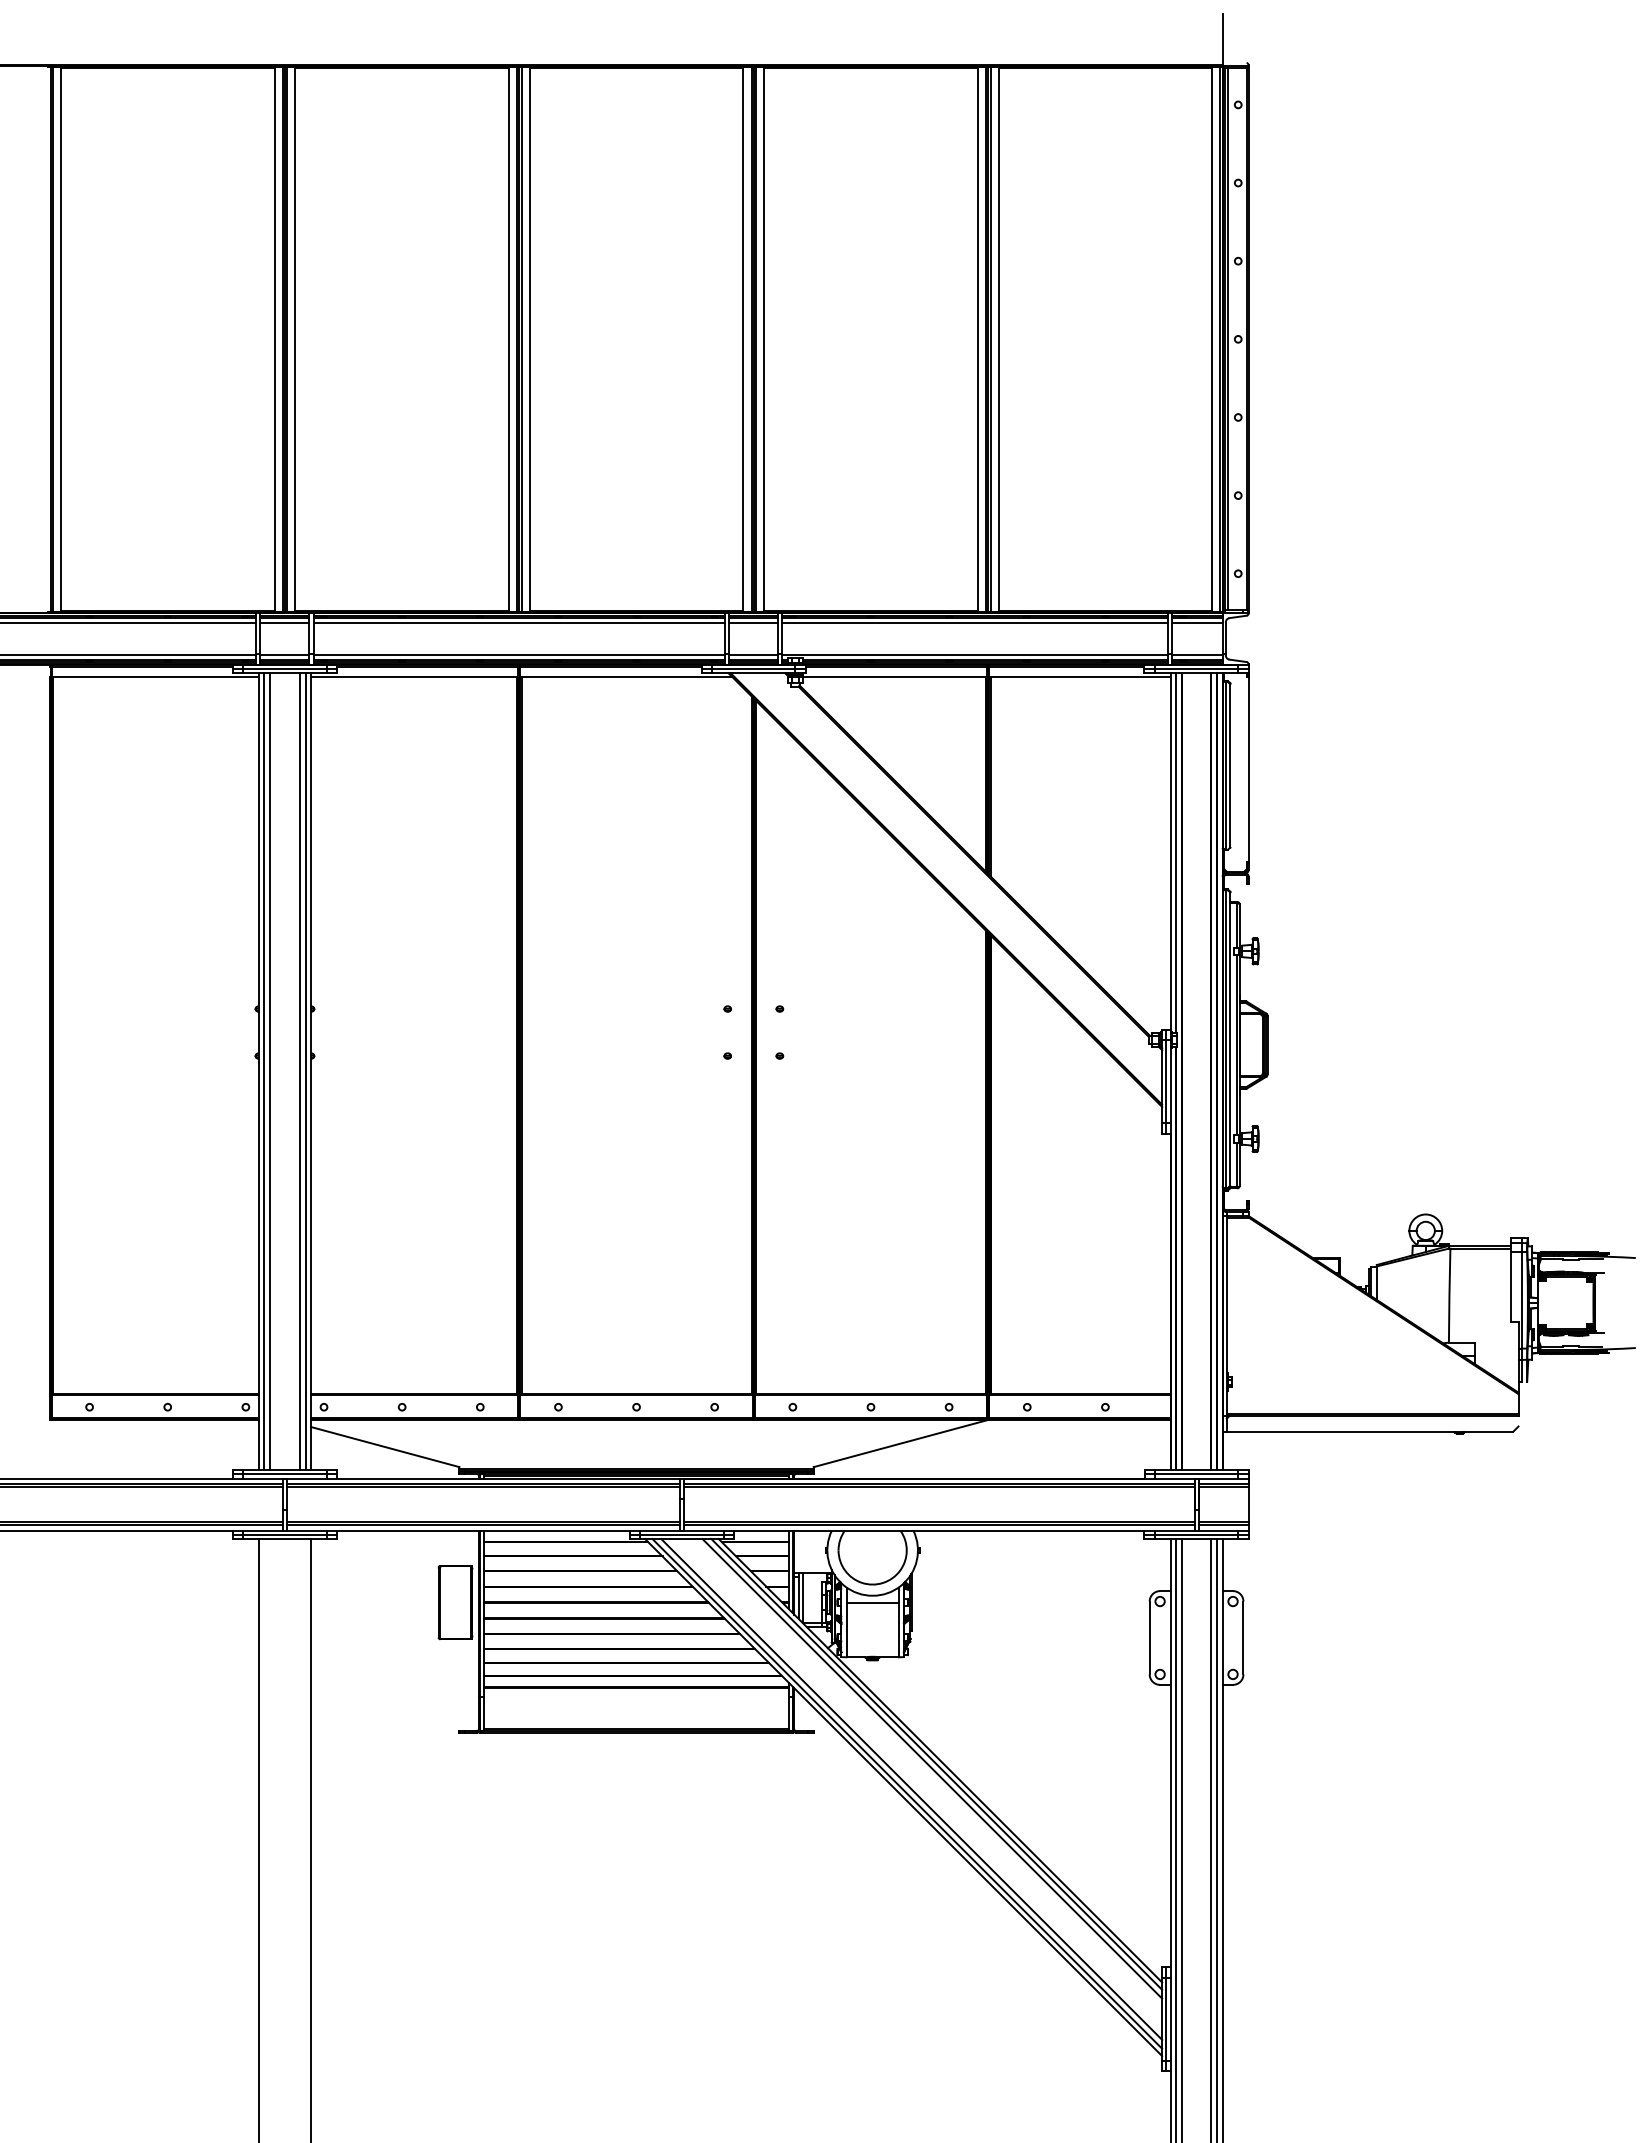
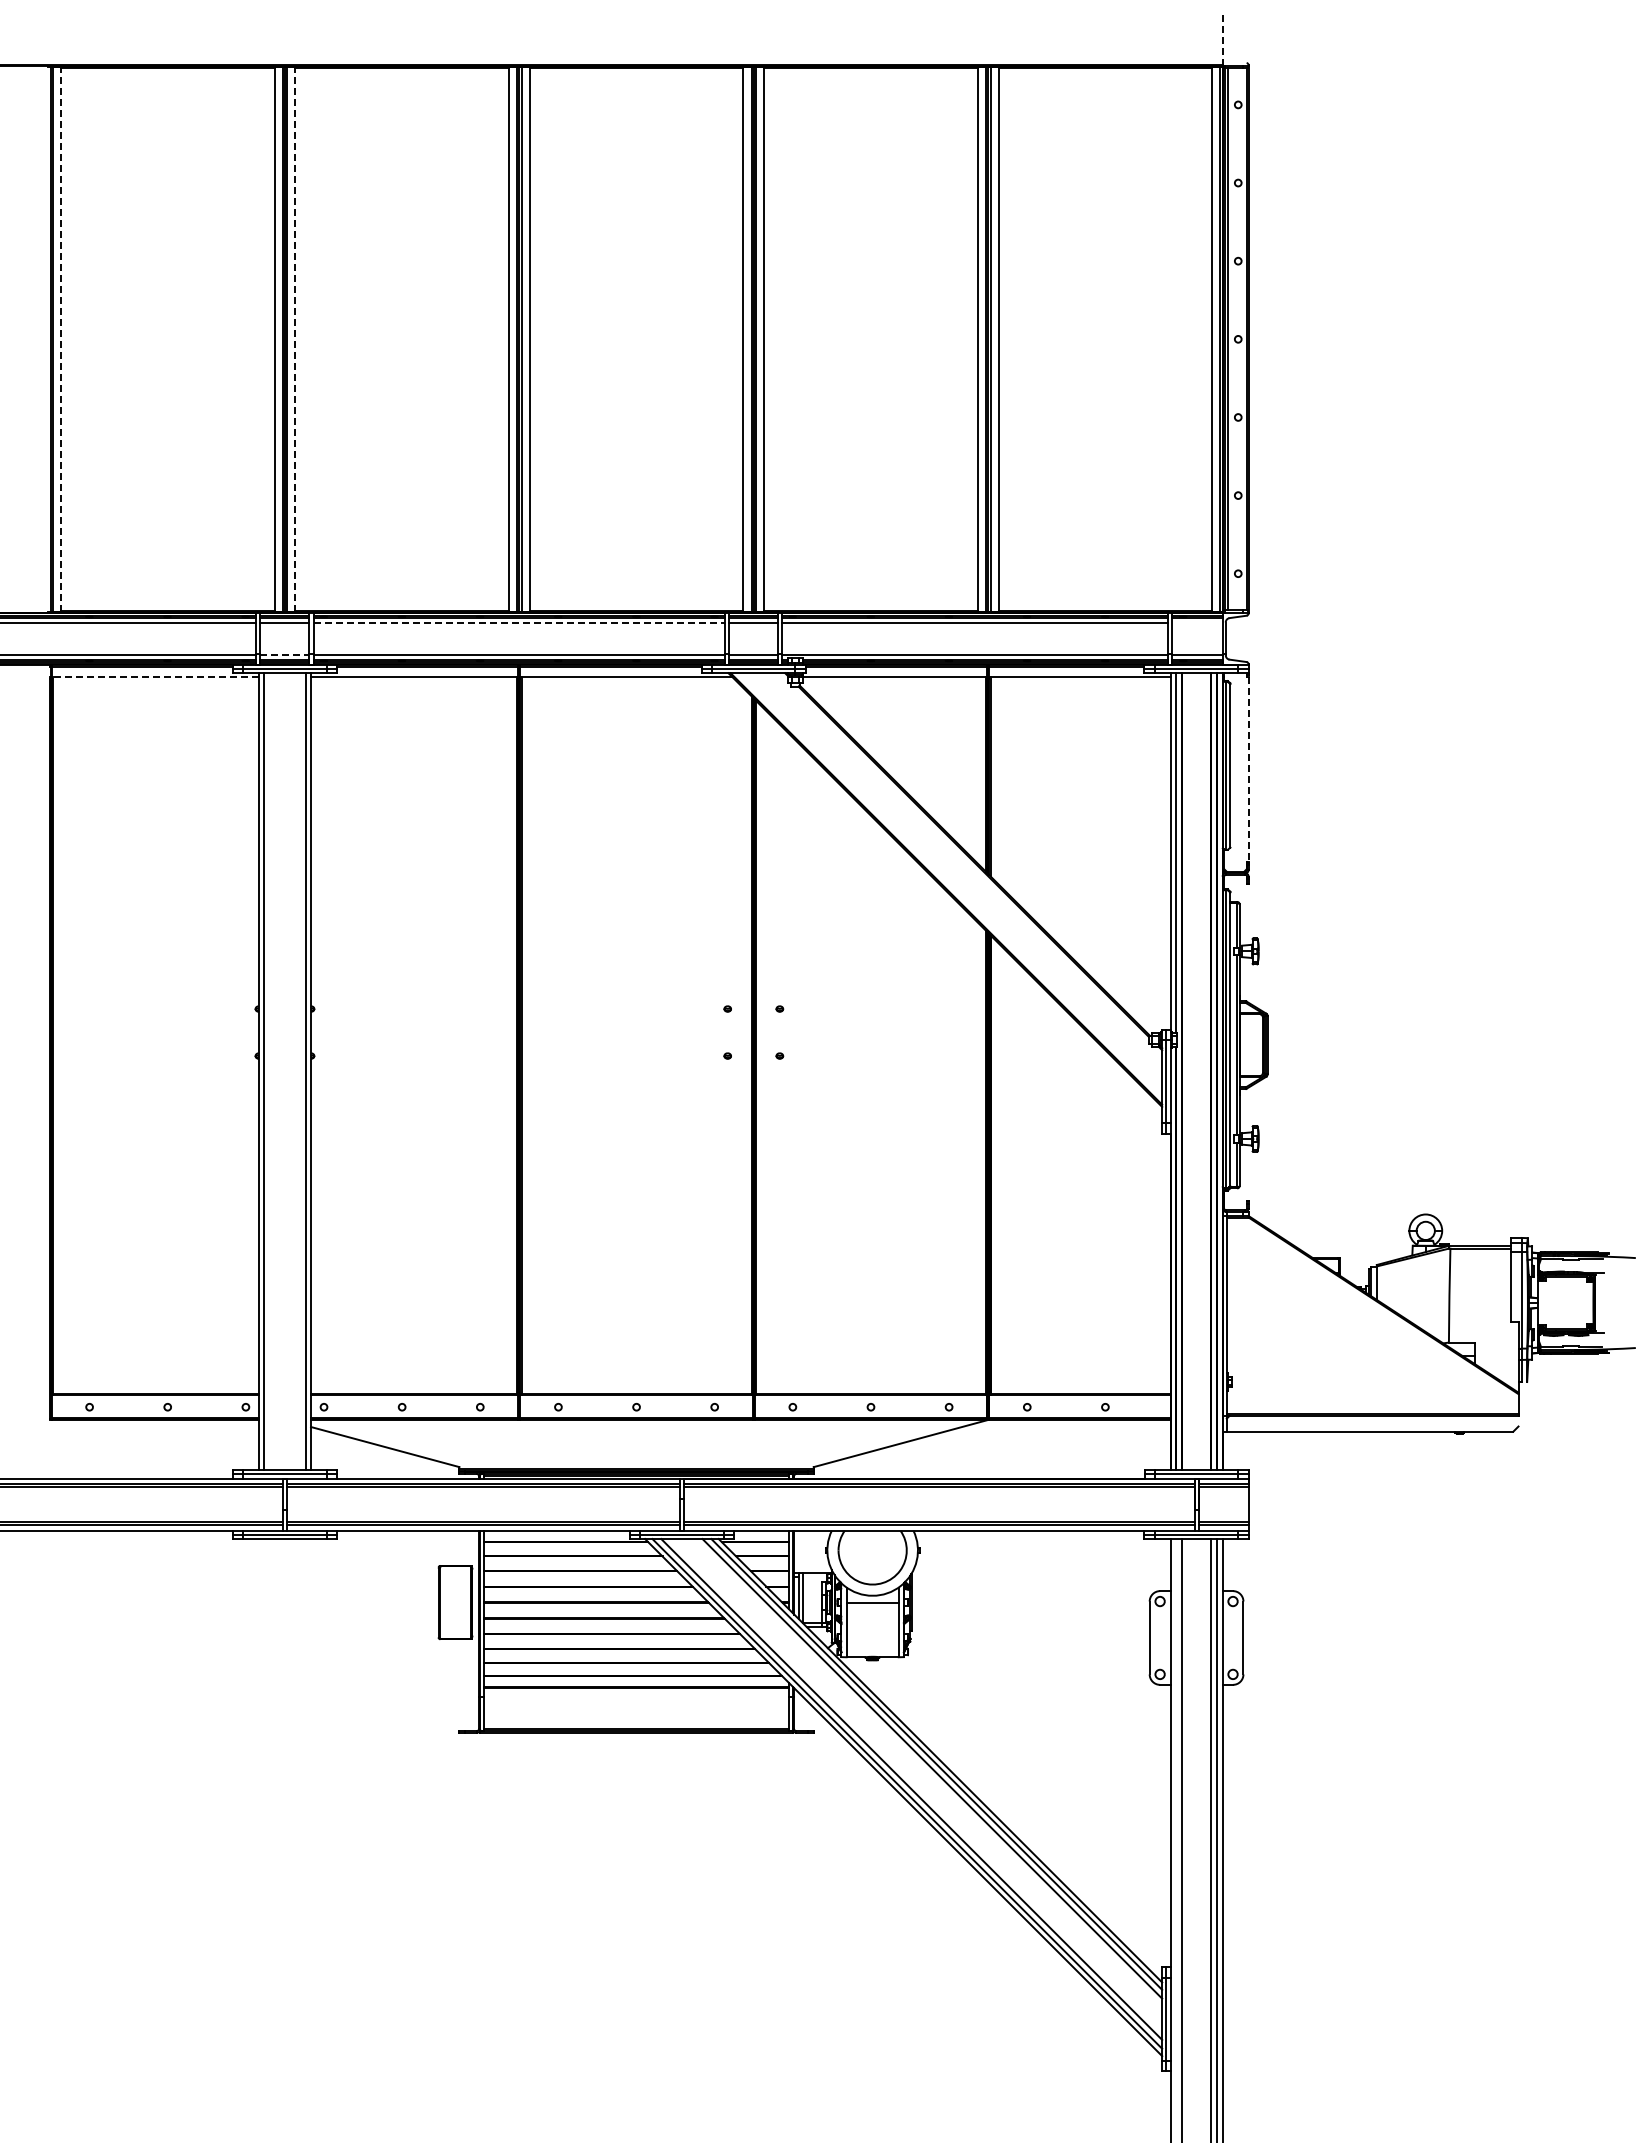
line: solid -> dashed (1222, 39)
line: solid -> dashed (60, 338)
line: solid -> dashed (295, 338)
line: solid -> dashed (519, 622)
line: present -> none (1197, 622)
line: solid -> dashed (285, 655)
line: solid -> dashed (155, 676)
line: solid -> dashed (1248, 769)
line: present -> none (270, 1071)
line: present -> none (299, 1071)
line: present -> none (258, 1839)
line: present -> none (311, 1839)
line: present -> none (1175, 1839)
